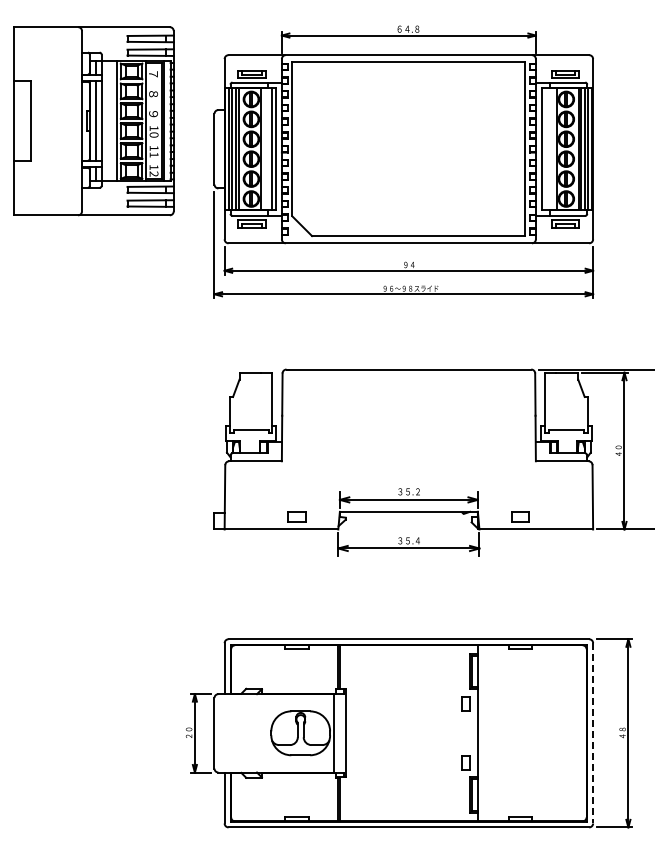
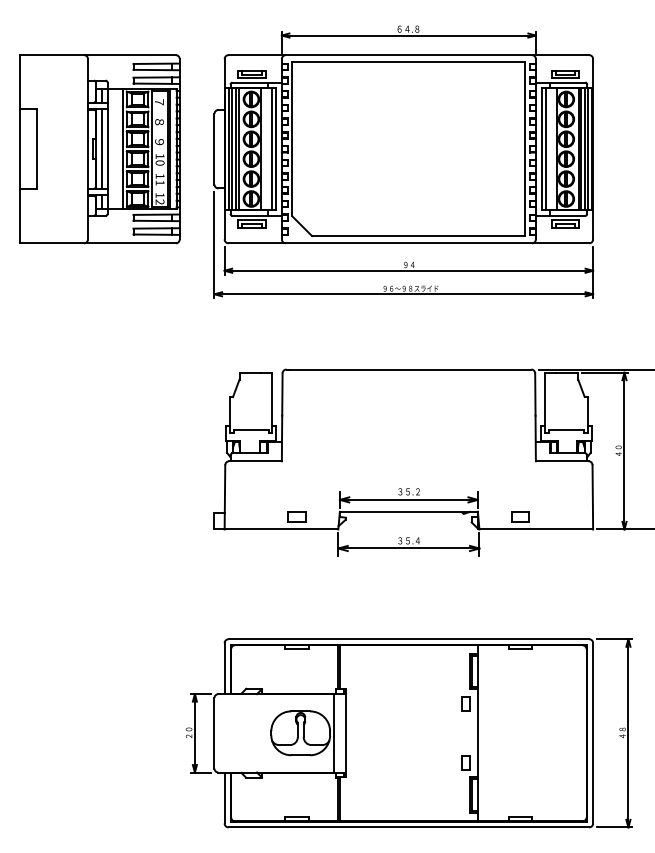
part position: (93, 121) -> (99, 149) (99, 149)
line: none -> present (545, 149)
line: dashed -> solid (593, 733)
